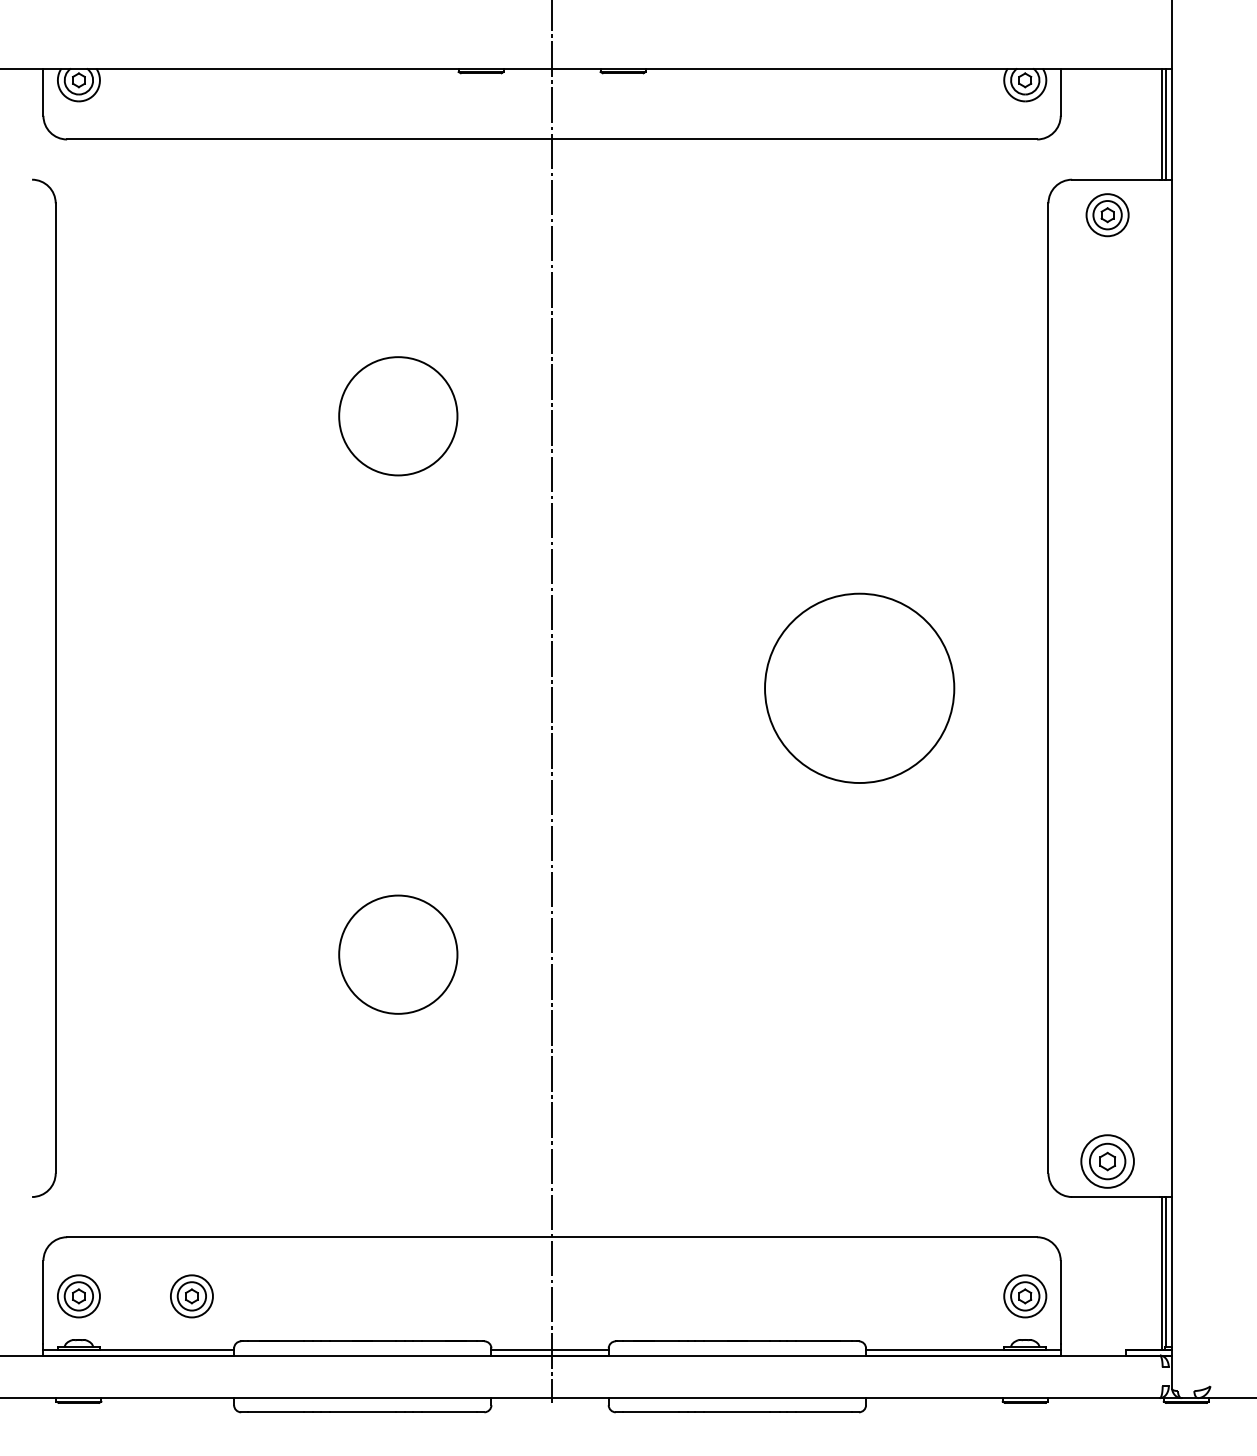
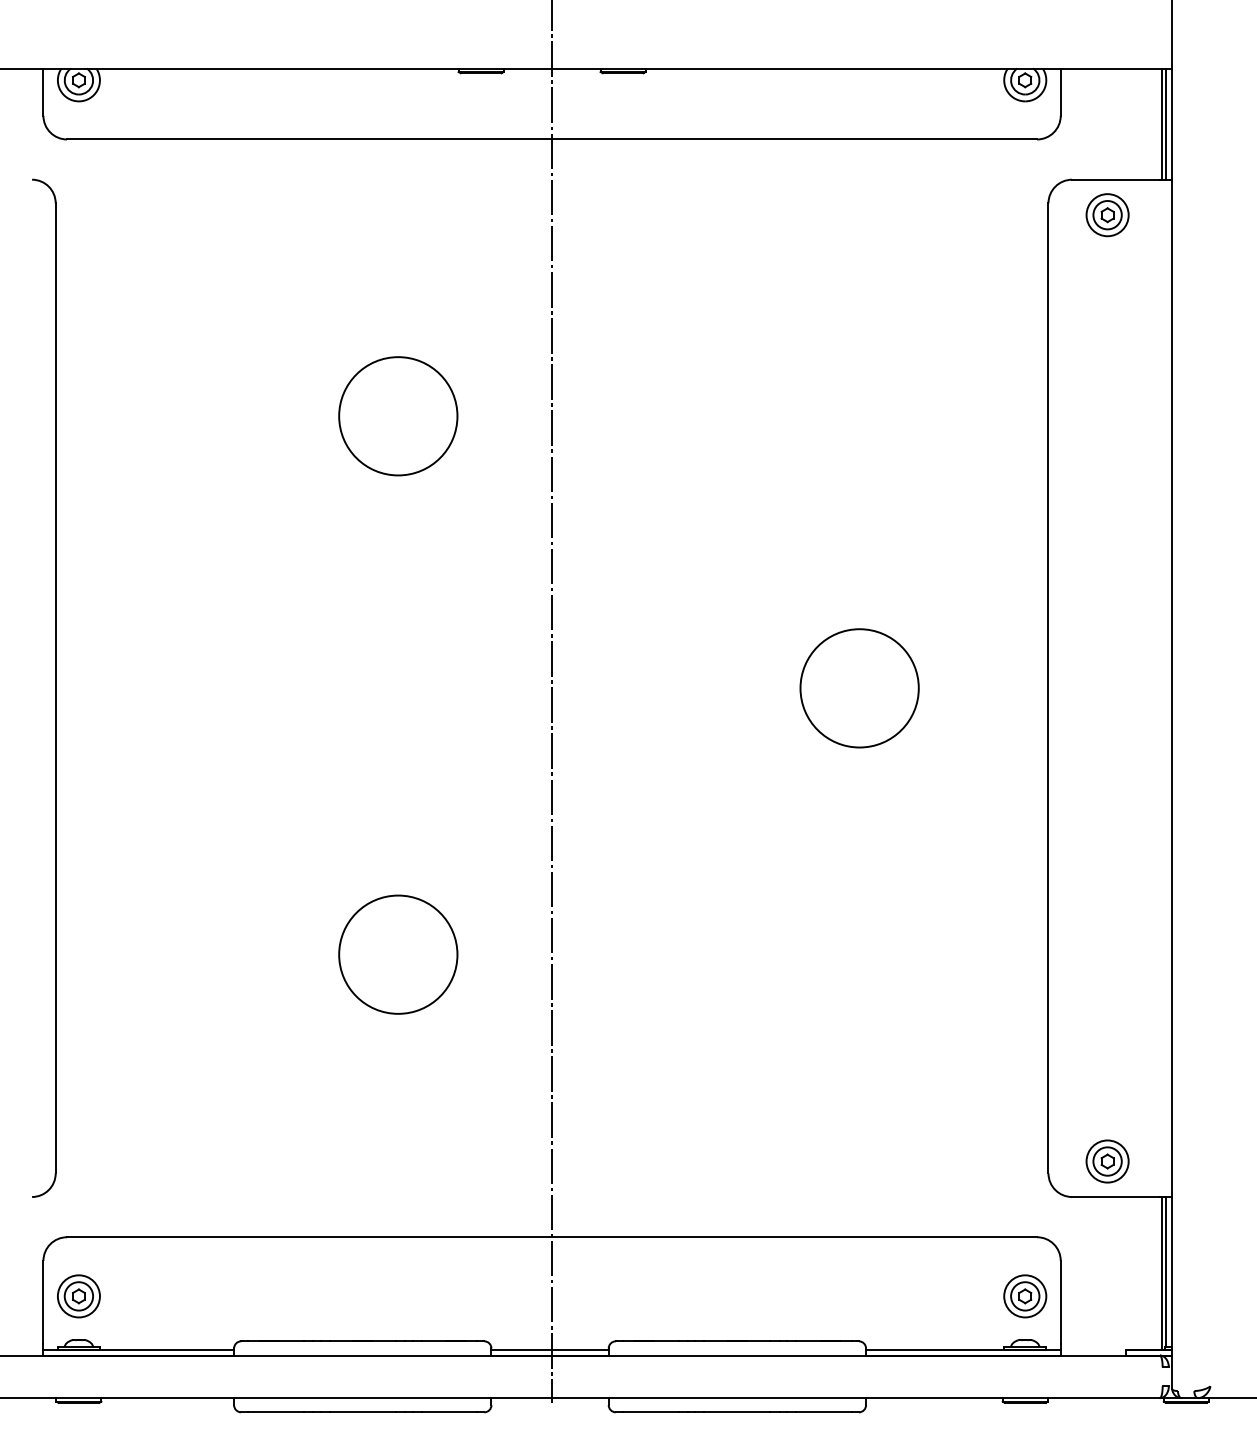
circle diameter: 189 px -> 118 px (859, 688)
part size: 55x55 px -> 45x45 px (1107, 1161)
part: present -> none (191, 1296)
